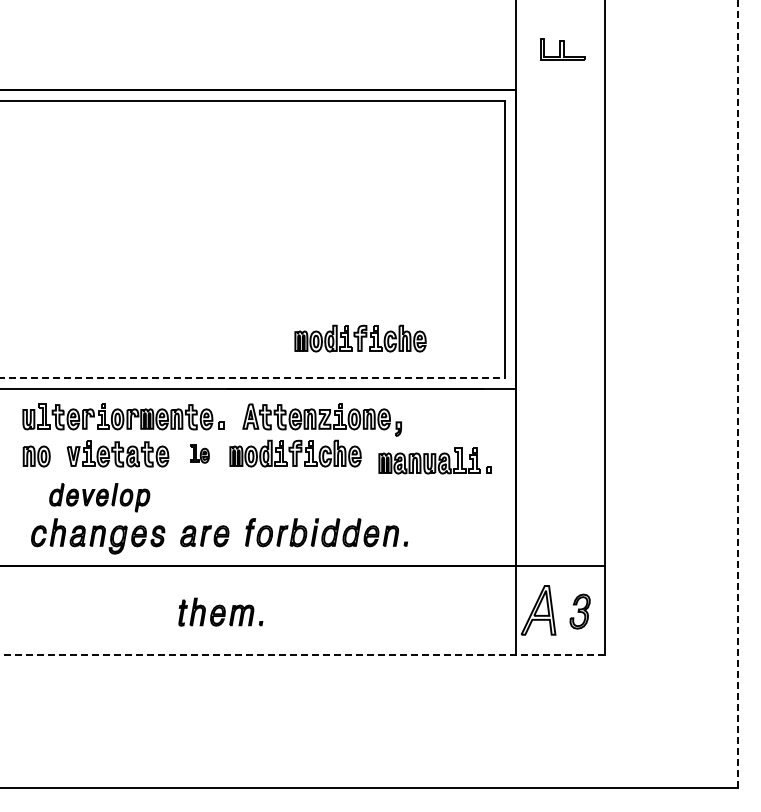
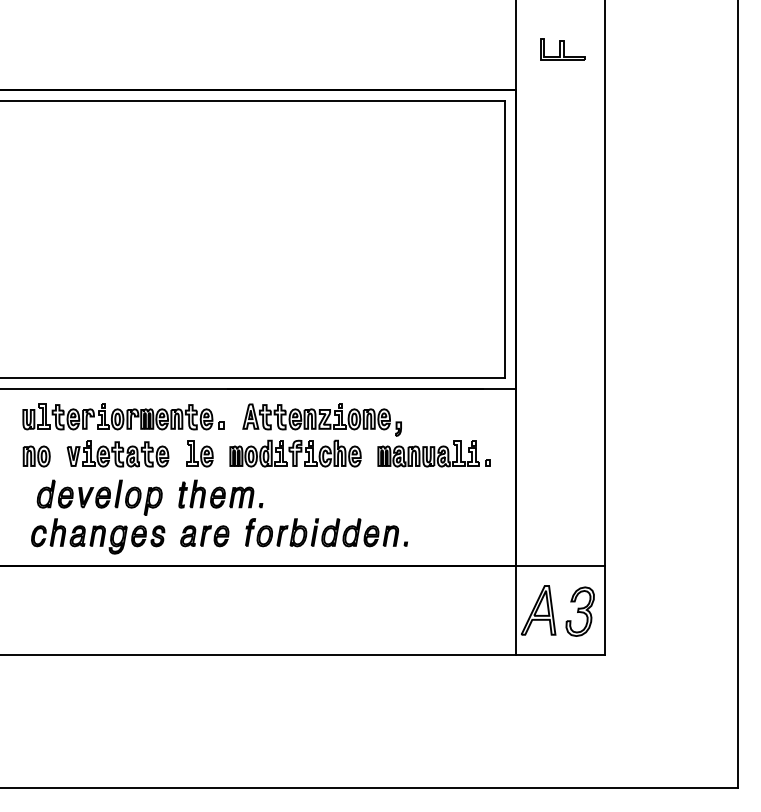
part: present -> none (360, 338)
line: dashed -> solid (253, 377)
line: dashed -> solid (737, 393)
part size: 20x20 px -> 28x28 px (199, 453)
part position: (434, 460) -> (433, 453) (433, 453)
part size: 102x30 px -> 127x37 px (99, 497)
part position: (220, 611) -> (220, 493) (220, 493)
part size: 22x37 px -> 30x51 px (579, 611)
line: dashed -> solid (302, 654)
